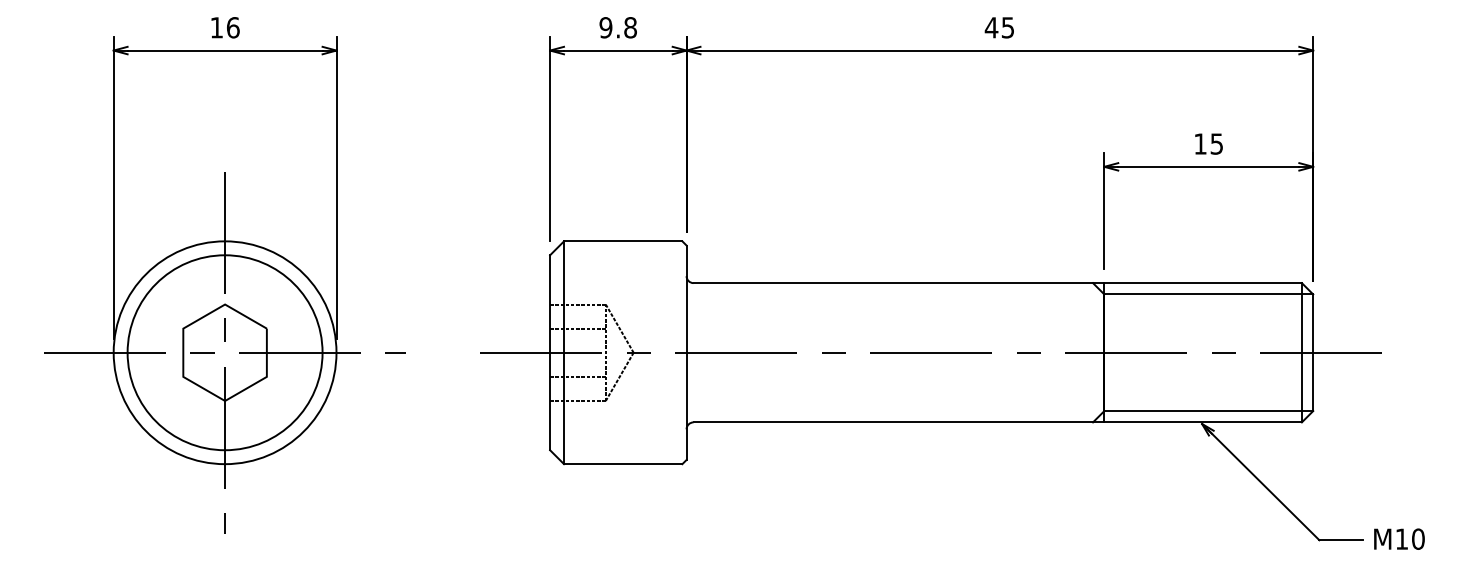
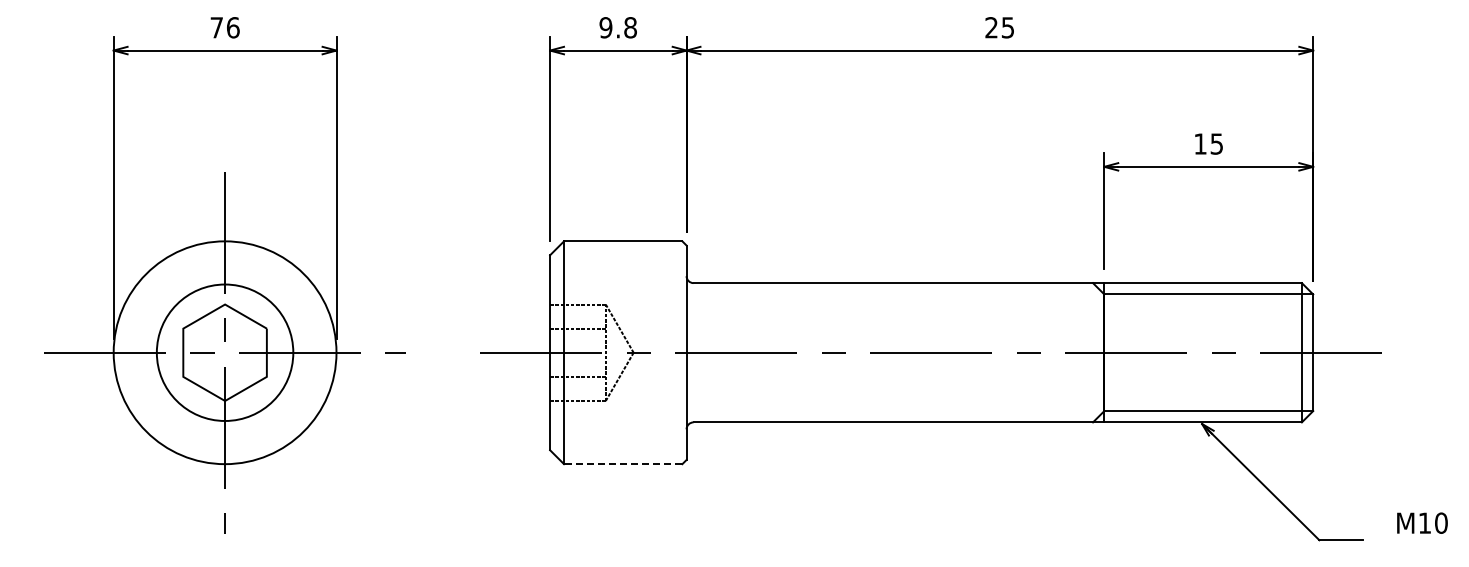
text: 16 -> 76 (216, 27)
text: 45 -> 25 (991, 27)
circle diameter: 195 px -> 136 px (224, 352)
line: solid -> dashed (622, 464)
text position: (1399, 538) -> (1422, 522) (1422, 522)
